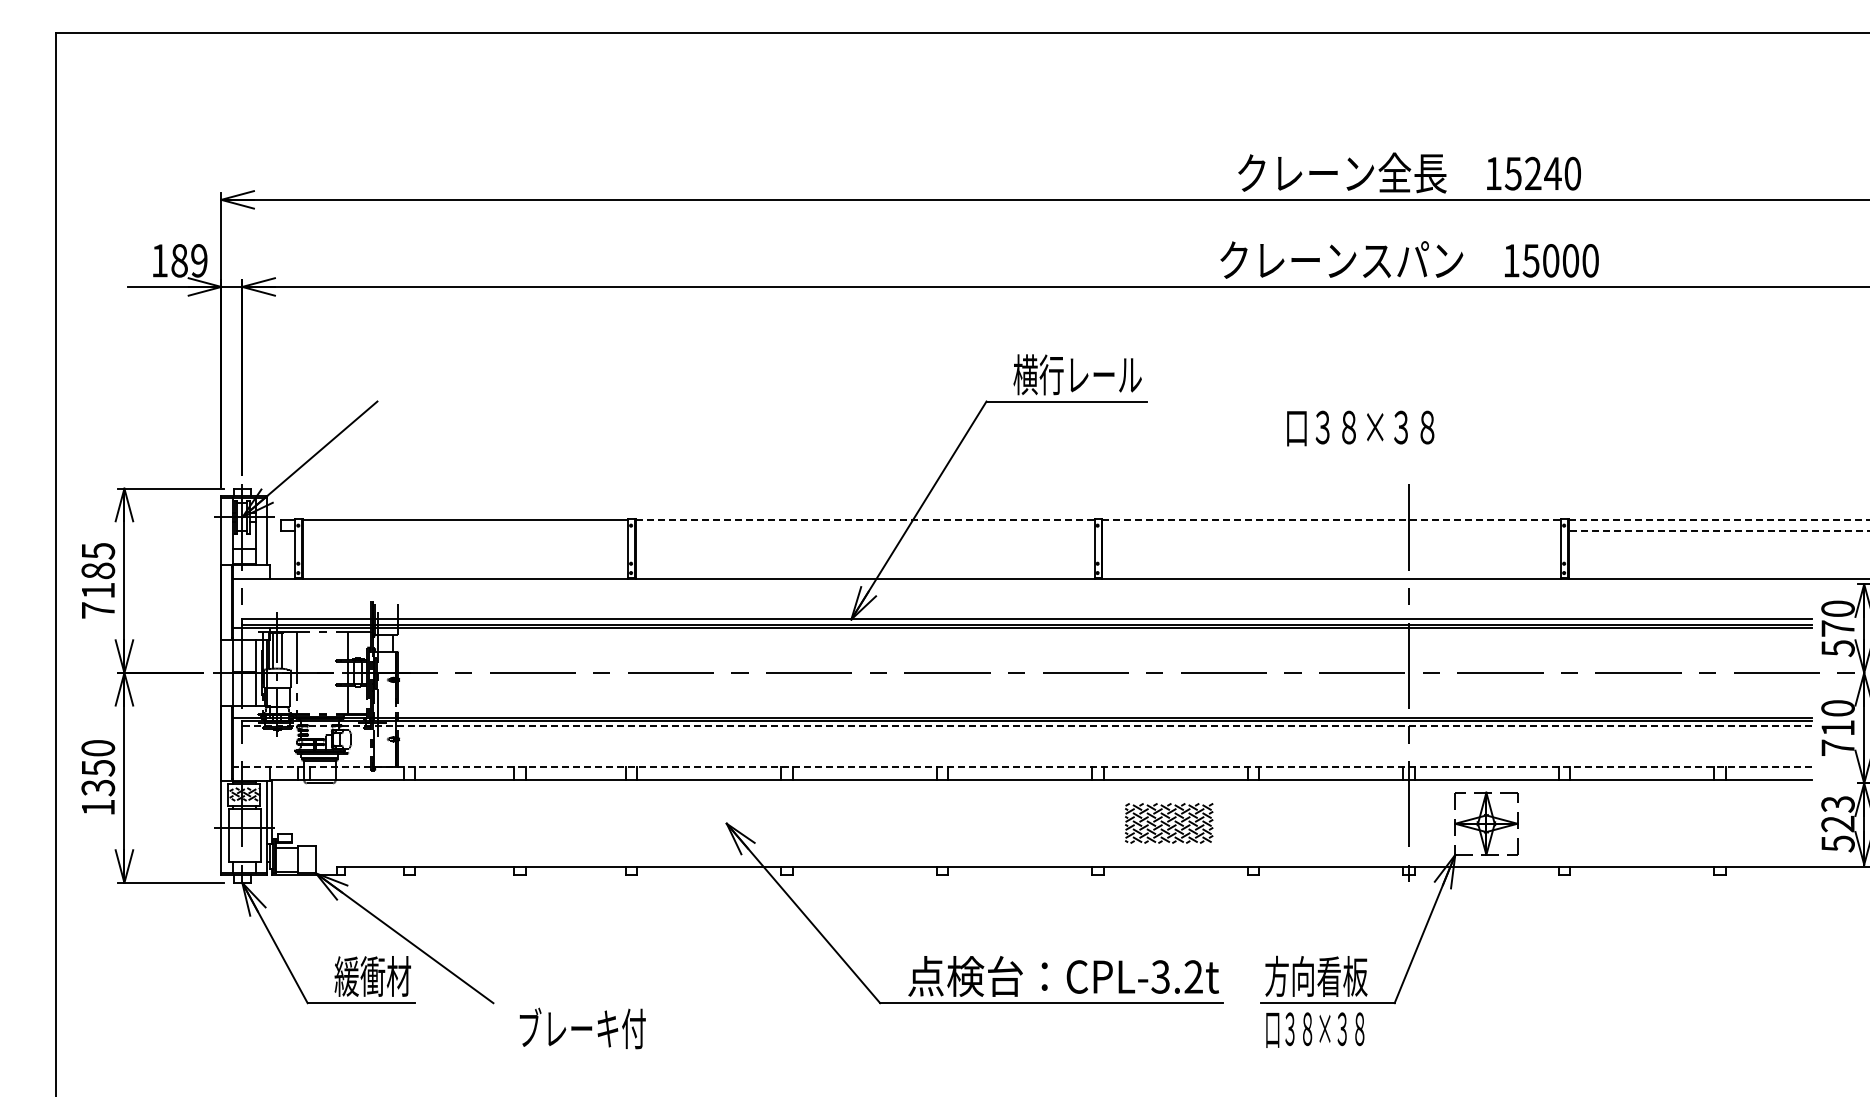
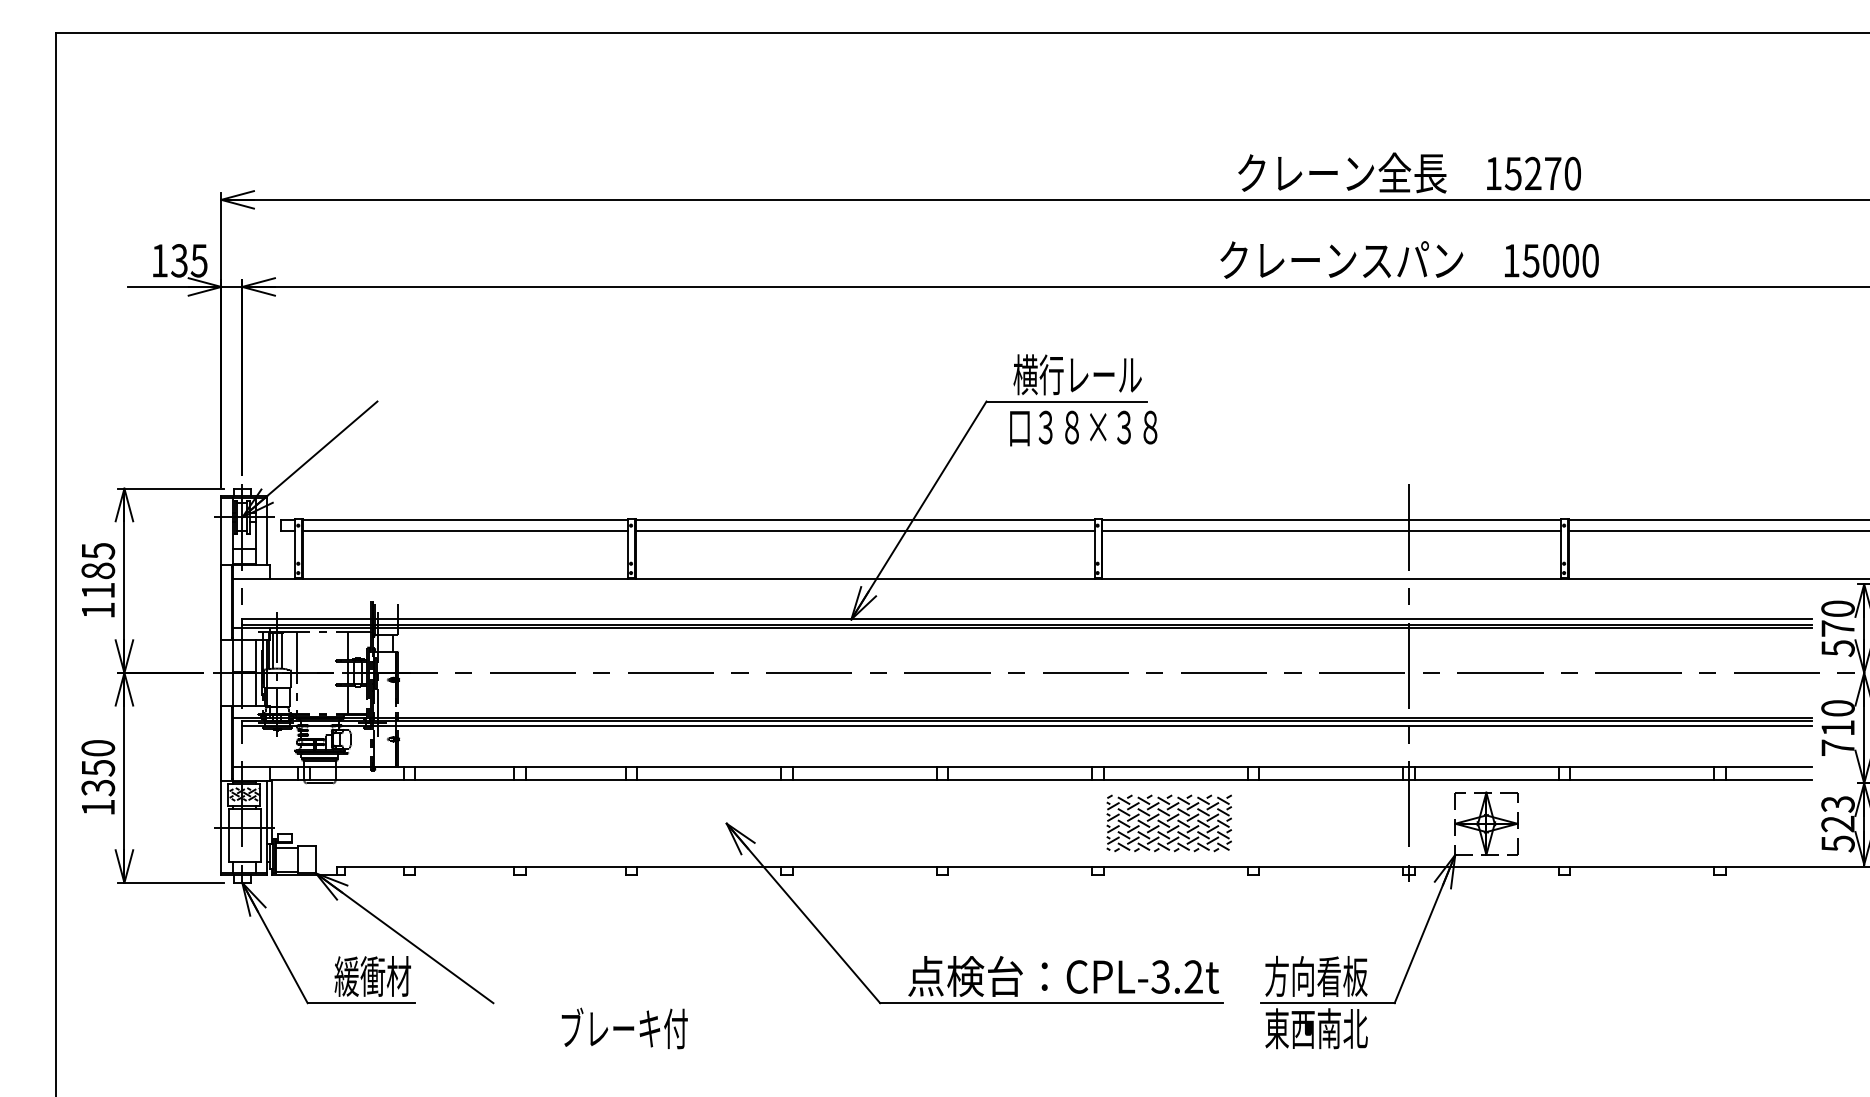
text: 15240 -> 15270 (1552, 173)
text: 189 -> 135 (189, 260)
text position: (1360, 428) -> (1083, 428) (1083, 428)
line: dashed -> solid (865, 519)
line: dashed -> solid (1332, 519)
line: dashed -> solid (1719, 519)
line: none -> present (465, 531)
line: none -> present (864, 531)
line: none -> present (1331, 531)
line: dashed -> solid (1718, 531)
text: 7185 -> 1185 (98, 610)
line: dashed -> solid (1027, 726)
line: dashed -> solid (1021, 766)
part size: 89x41 px -> 126x59 px (1168, 823)
text position: (582, 1028) -> (624, 1028) (624, 1028)
text: 口３８×３８ -> 東西南北 (1316, 1028)
